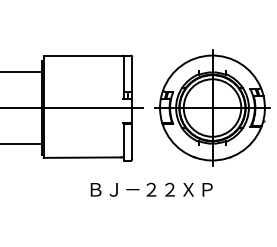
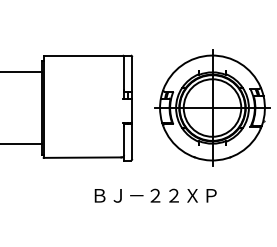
line: present -> none (72, 108)
text position: (151, 189) -> (155, 195) (155, 195)
